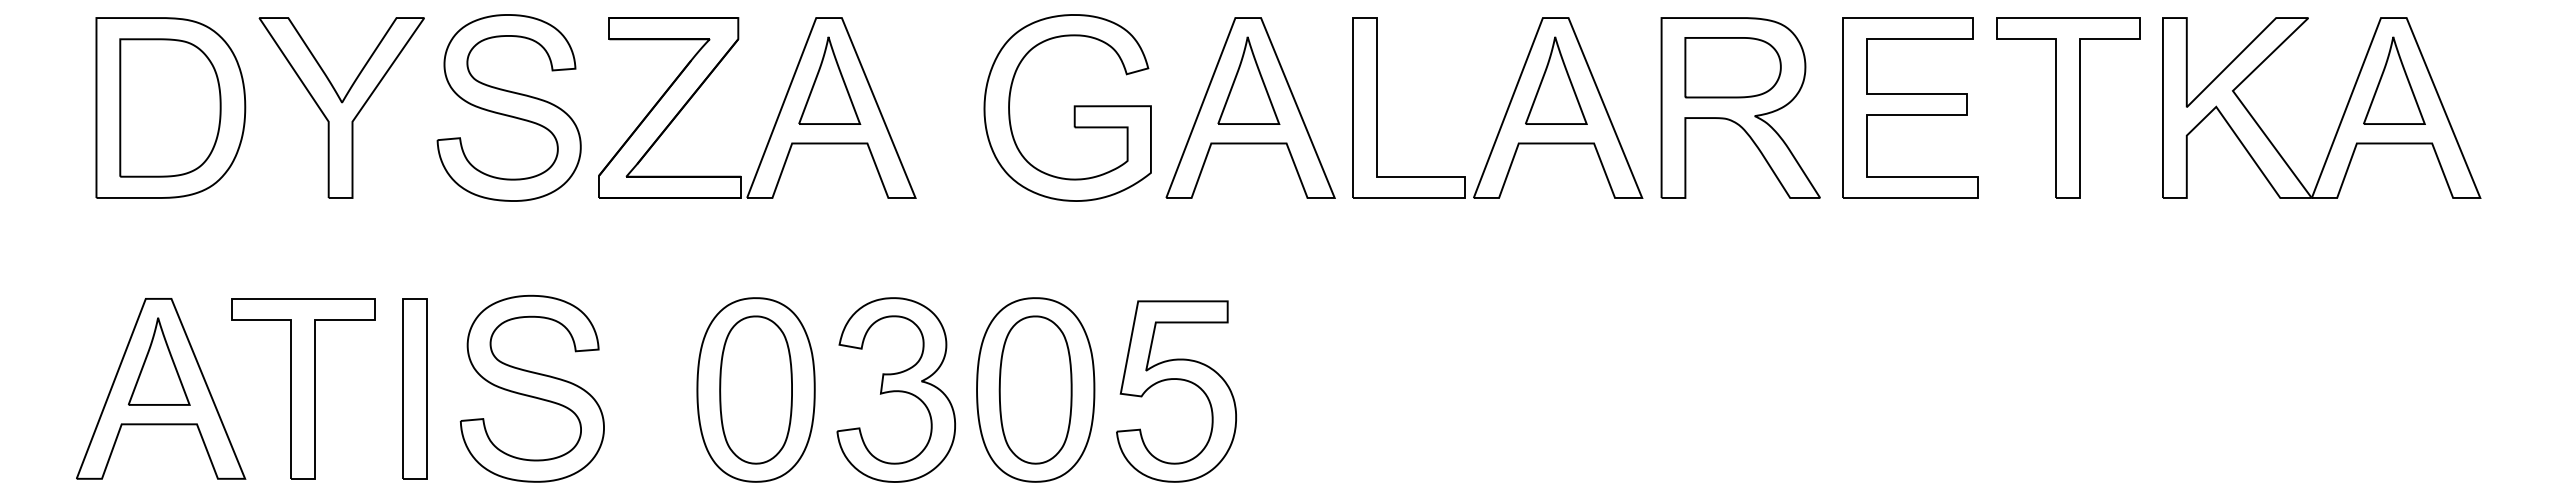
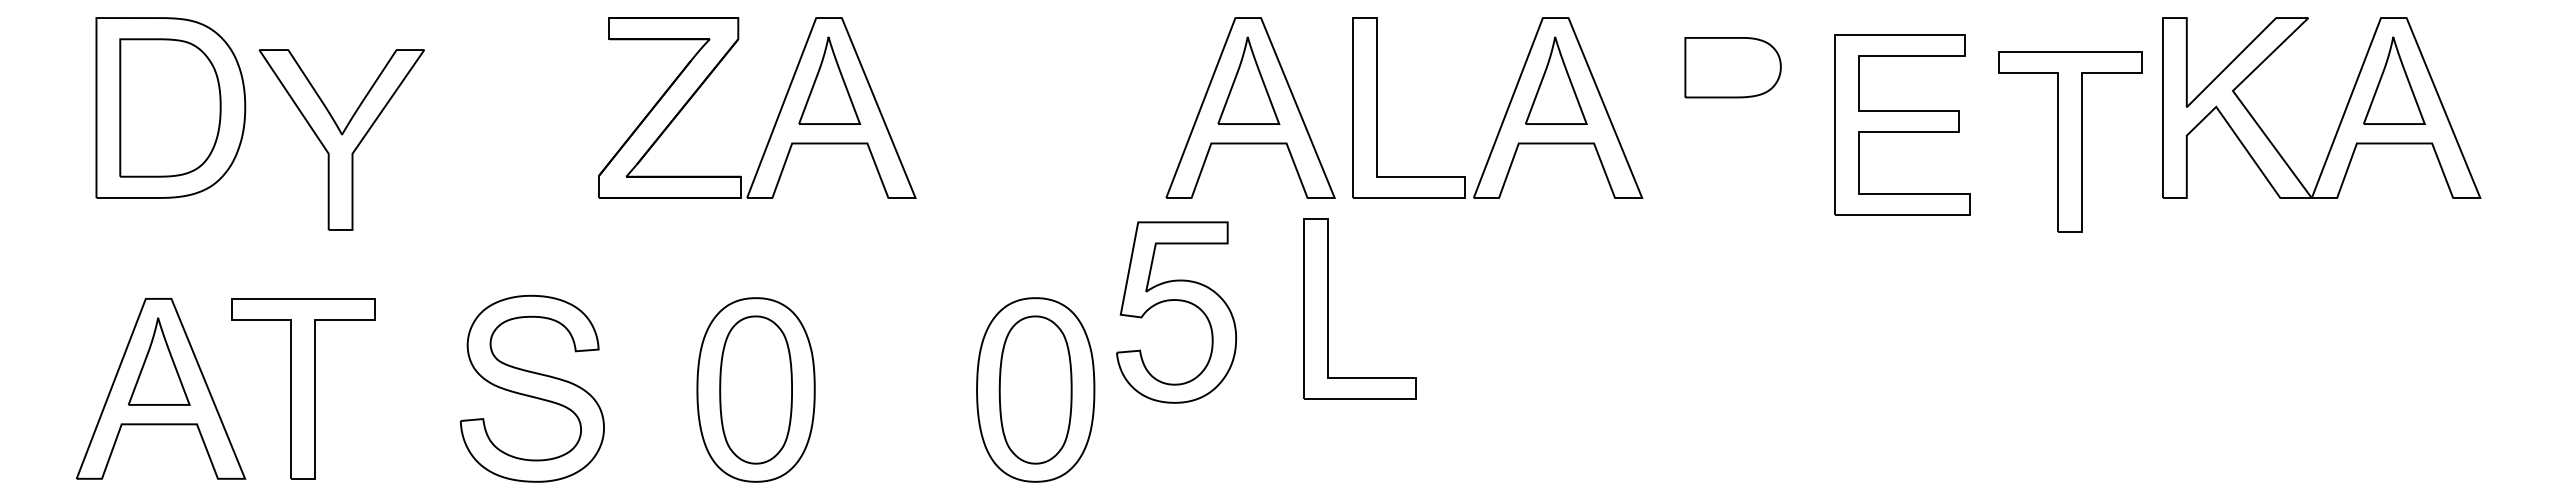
part position: (341, 107) -> (341, 139) (341, 139)
part: present -> none (508, 107)
part: present -> none (1067, 107)
part: present -> none (1740, 107)
part position: (1910, 107) -> (1902, 124) (1902, 124)
part position: (2068, 107) -> (2070, 141) (2070, 141)
part: none -> present (1328, 308)
part position: (1178, 380) -> (1178, 301) (1178, 301)
part: present -> none (414, 388)
part: present -> none (895, 389)
